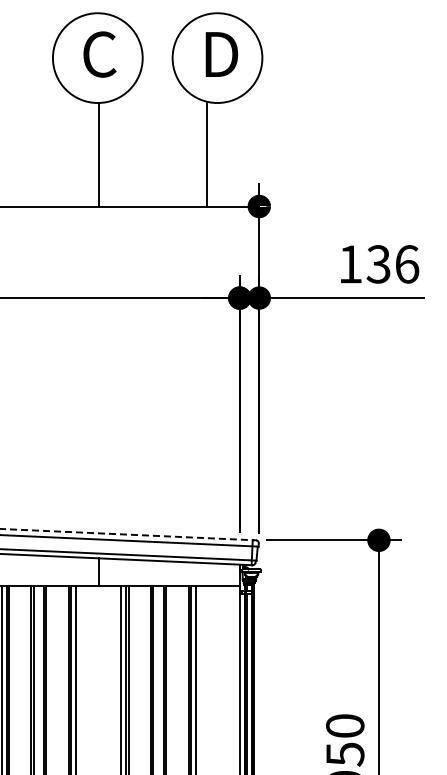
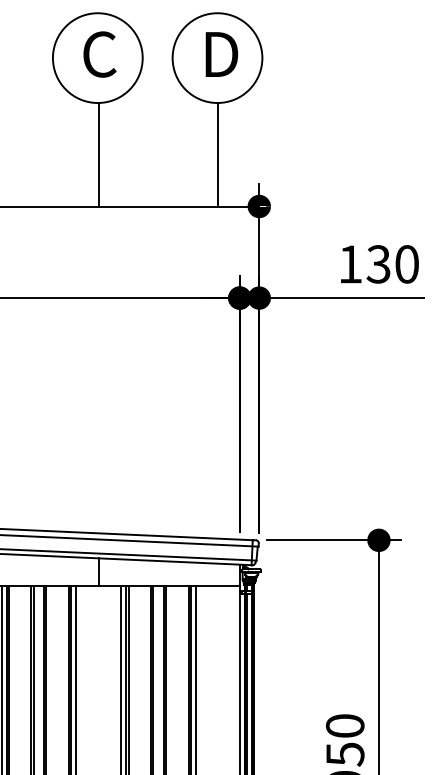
line position: (207, 154) -> (218, 154) (218, 154)
text: 136 -> 130 (407, 264)
line: dashed -> solid (126, 534)
